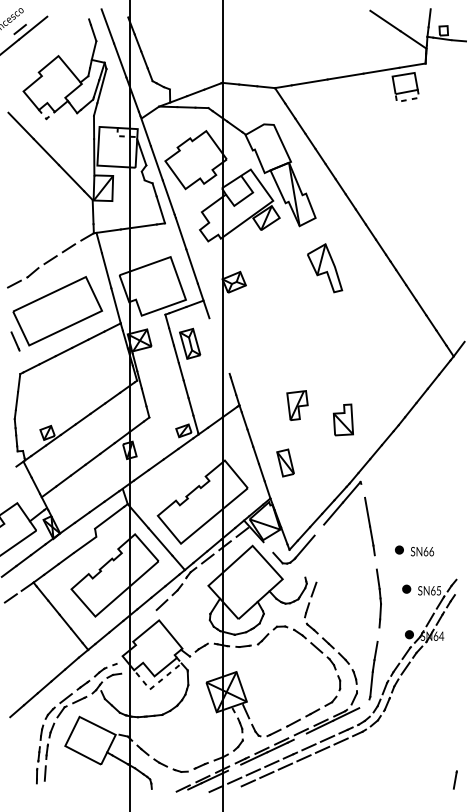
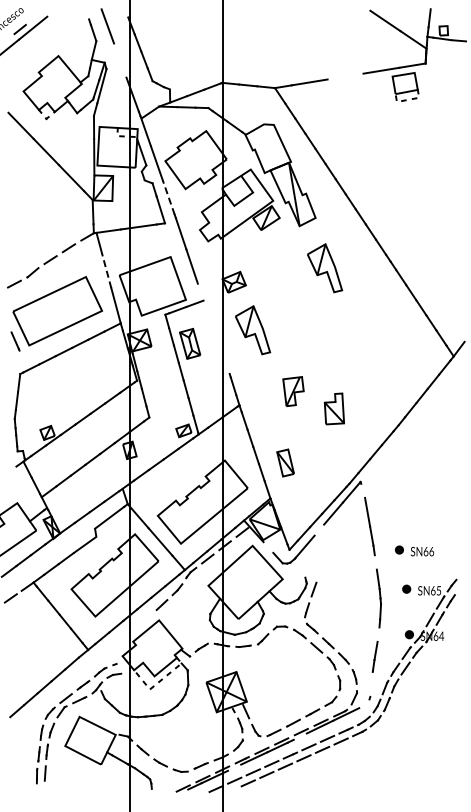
line: present -> none (120, 60)
line: present -> none (345, 76)
line: solid -> dashed (168, 197)
line: solid -> dashed (106, 270)
line: present -> none (203, 300)
part: none -> present (253, 330)
part position: (297, 405) -> (293, 391) (293, 391)
part position: (342, 419) -> (333, 408) (333, 408)
line: present -> none (371, 684)
line: present -> none (455, 779)
